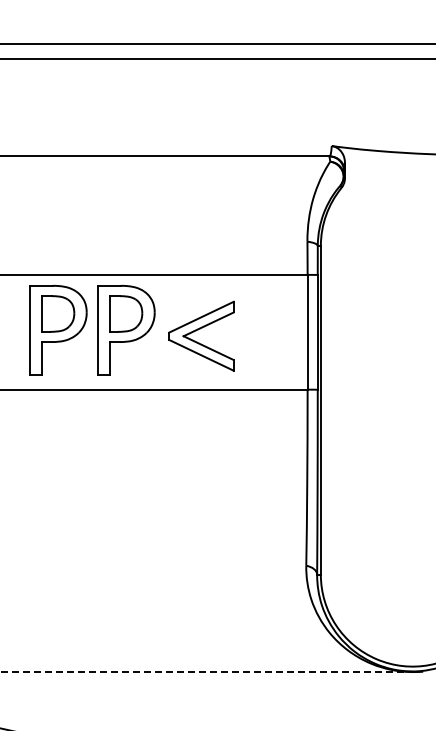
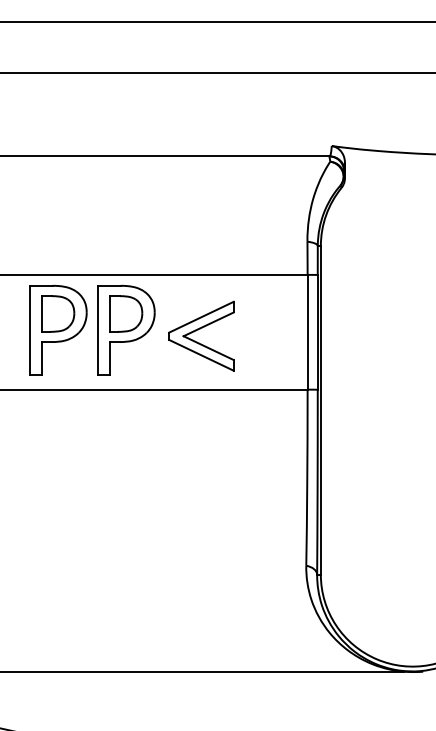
line position: (217, 43) -> (217, 21) (217, 21)
line position: (217, 58) -> (217, 72) (217, 72)
line: dashed -> solid (202, 671)
